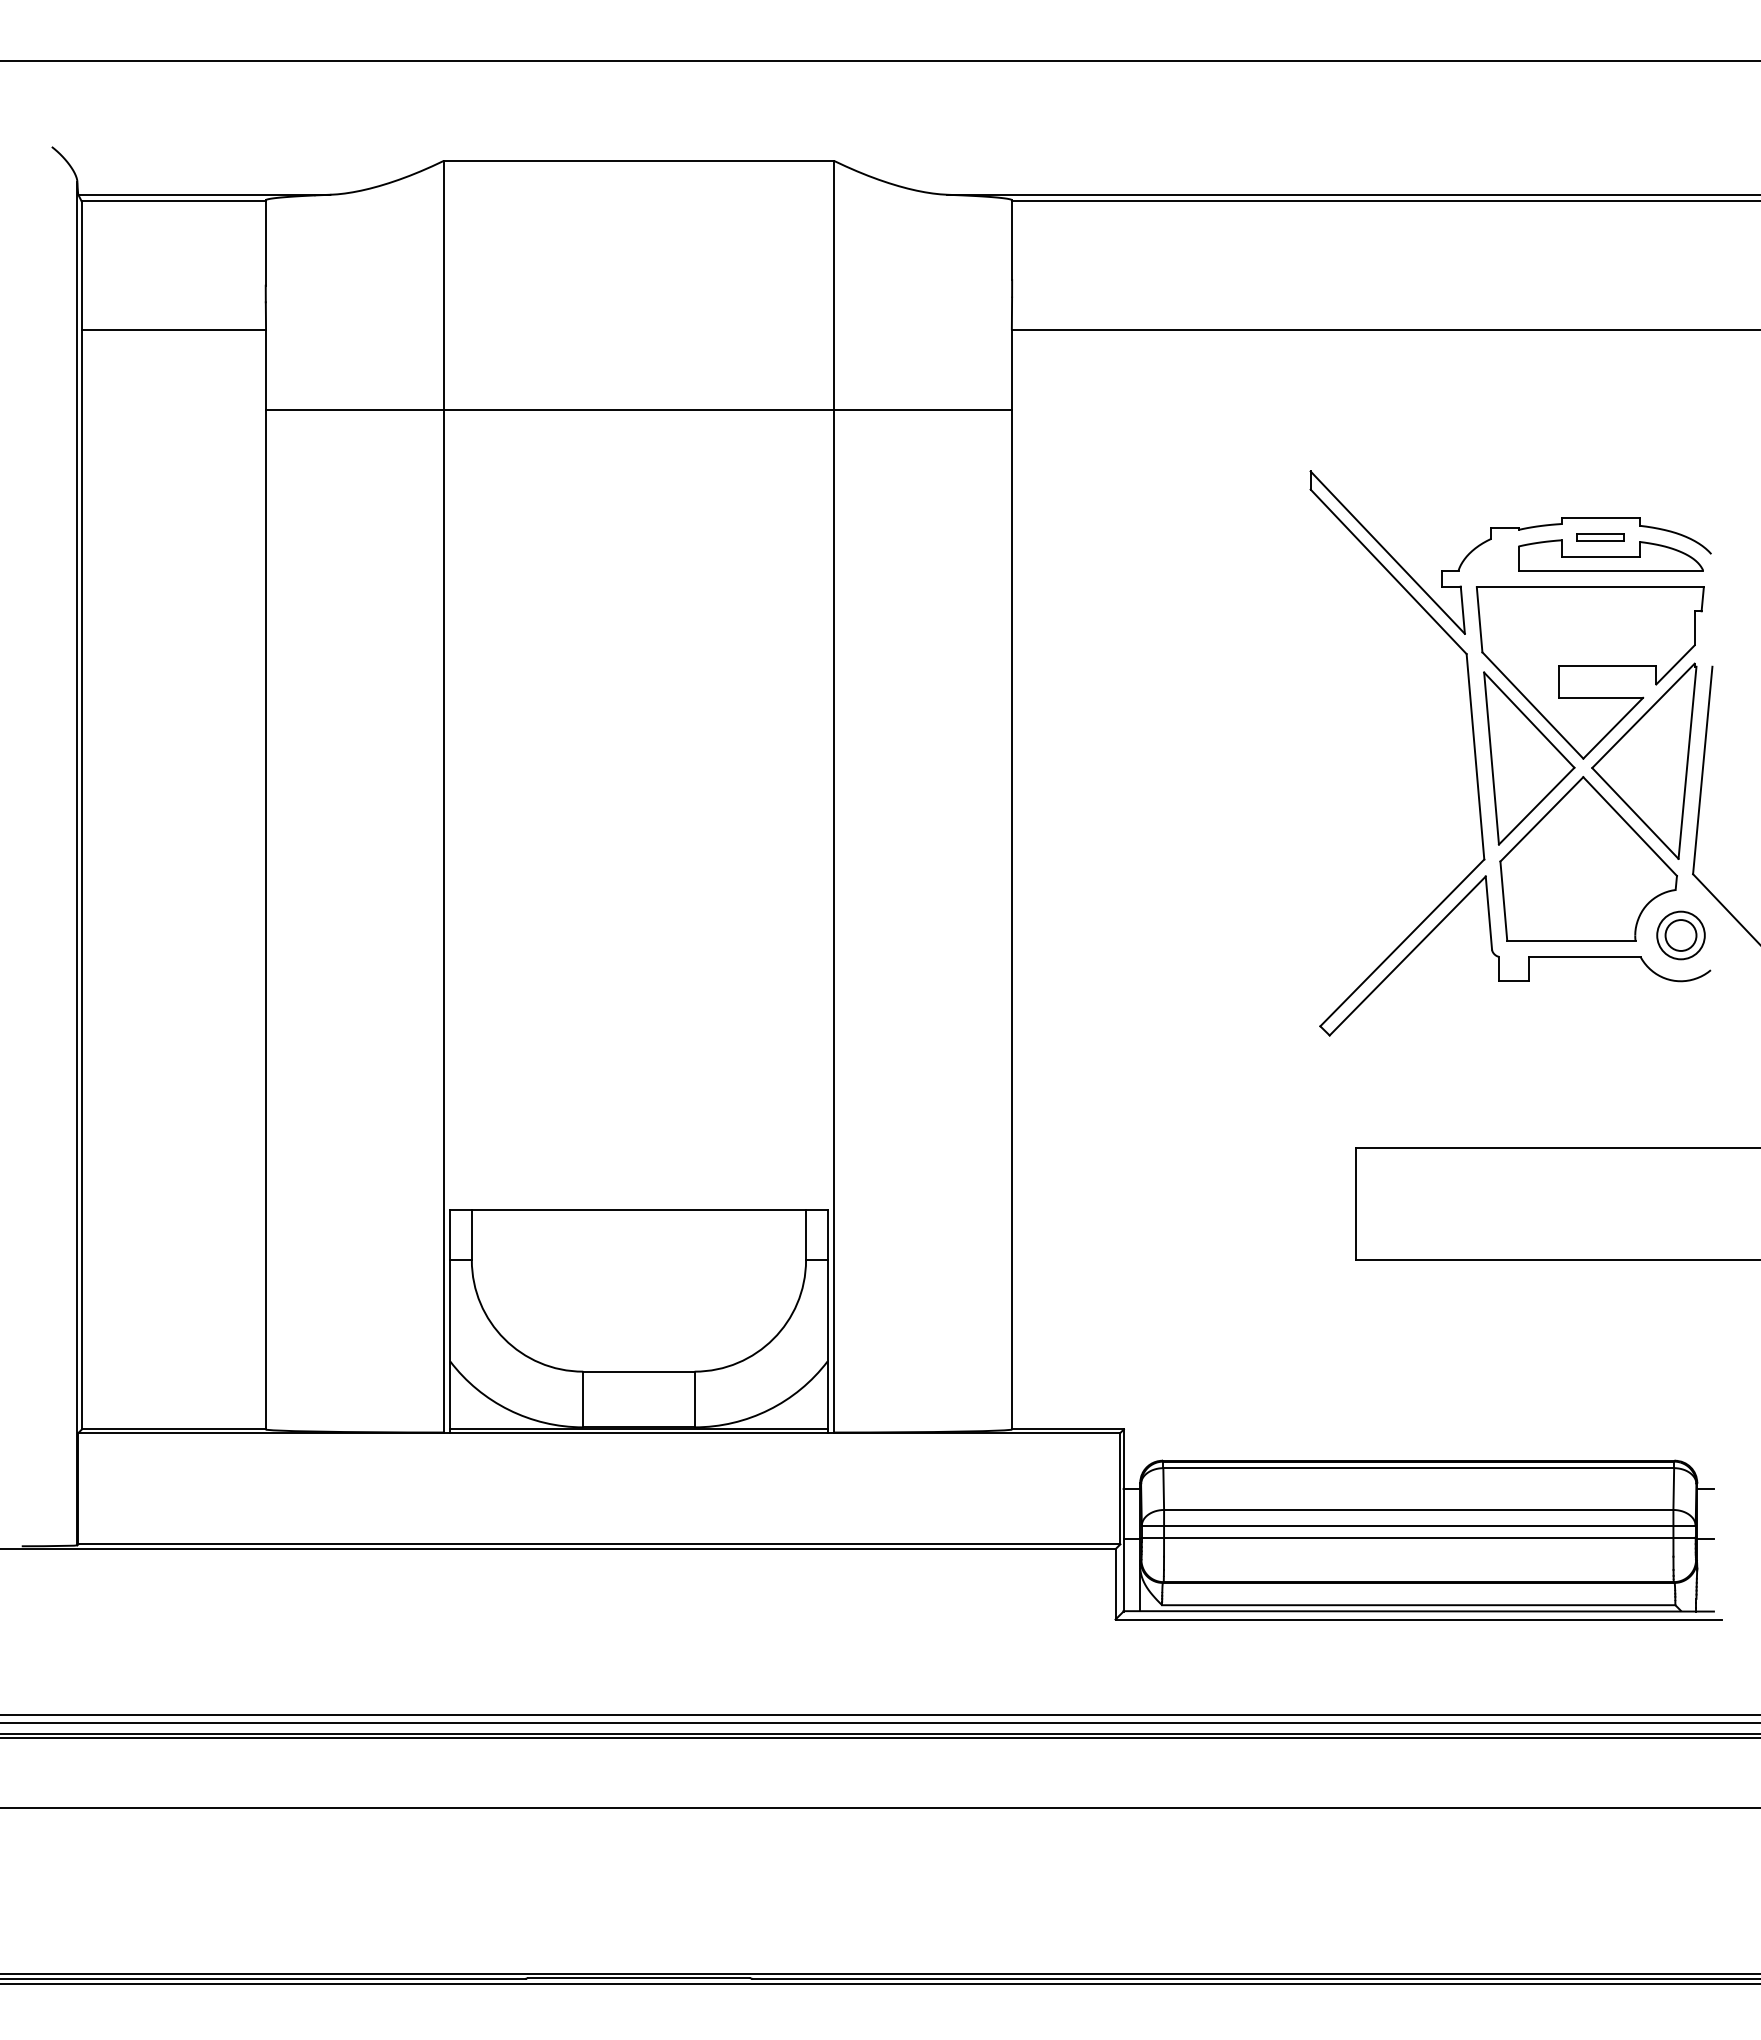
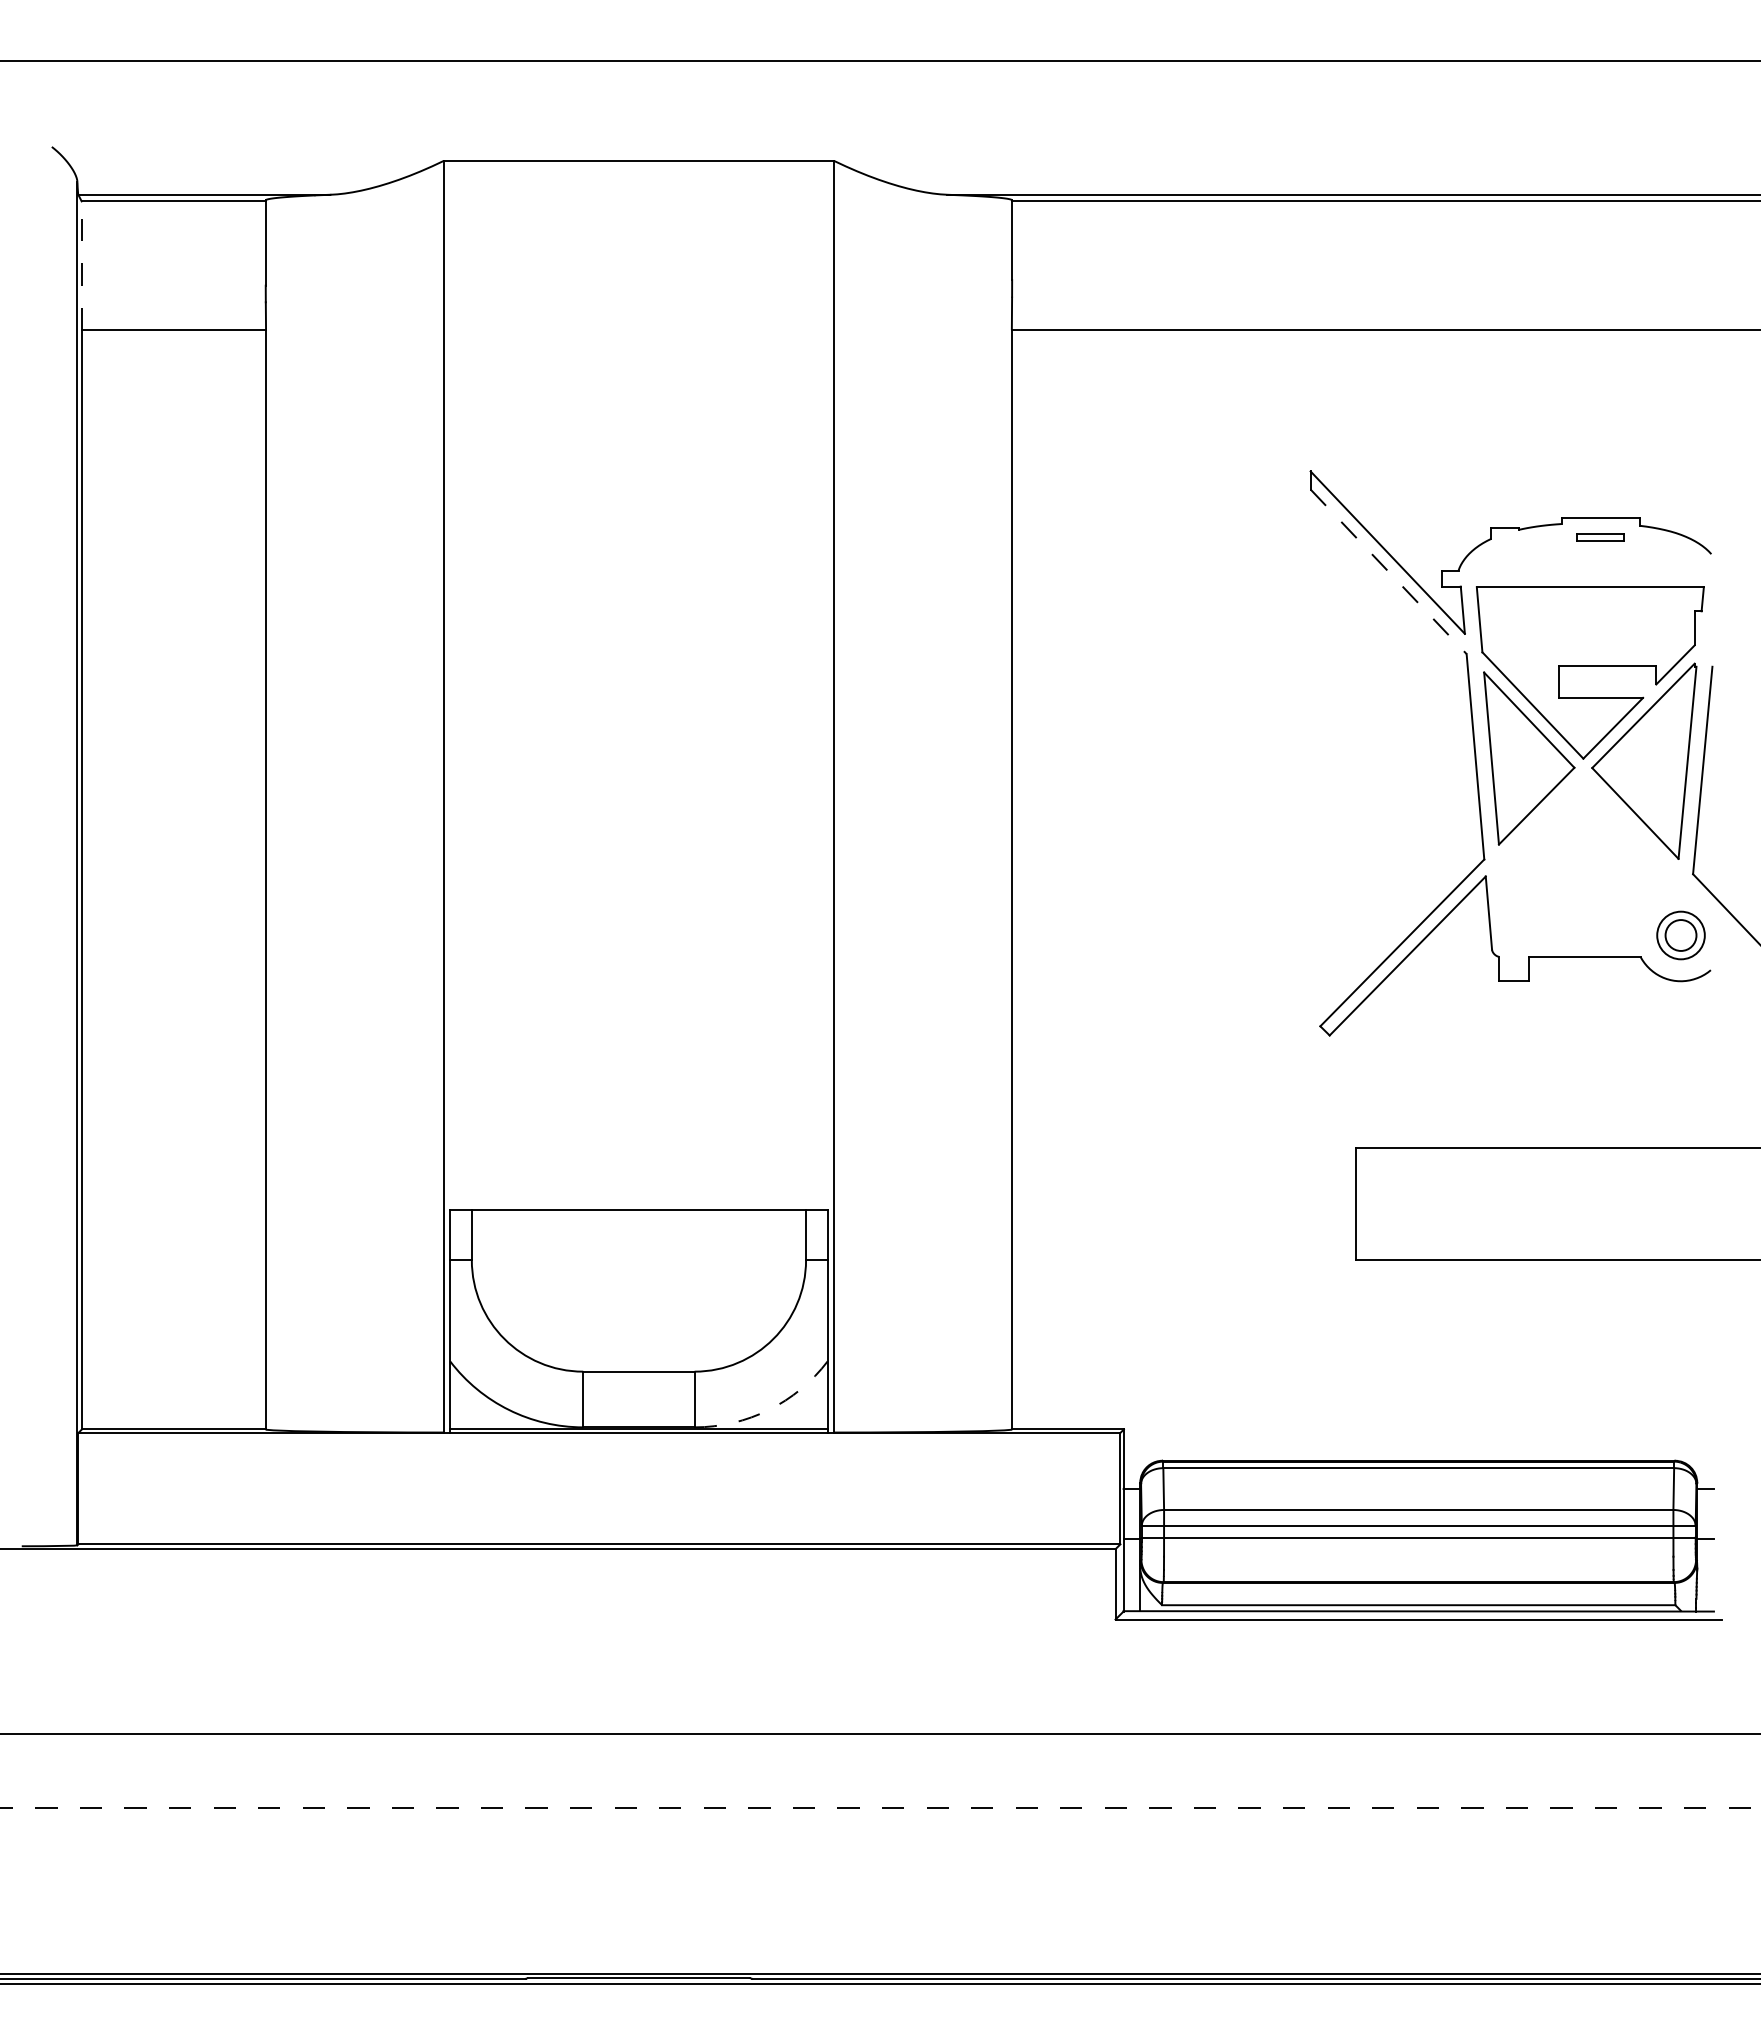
line: solid -> dashed (81, 265)
line: present -> none (638, 409)
part: present -> none (1610, 555)
line: solid -> dashed (1388, 572)
part: present -> none (1588, 858)
arc: solid -> dashed (768, 1409)
line: present -> none (879, 1714)
line: present -> none (879, 1722)
line: present -> none (879, 1737)
line: solid -> dashed (880, 1807)
